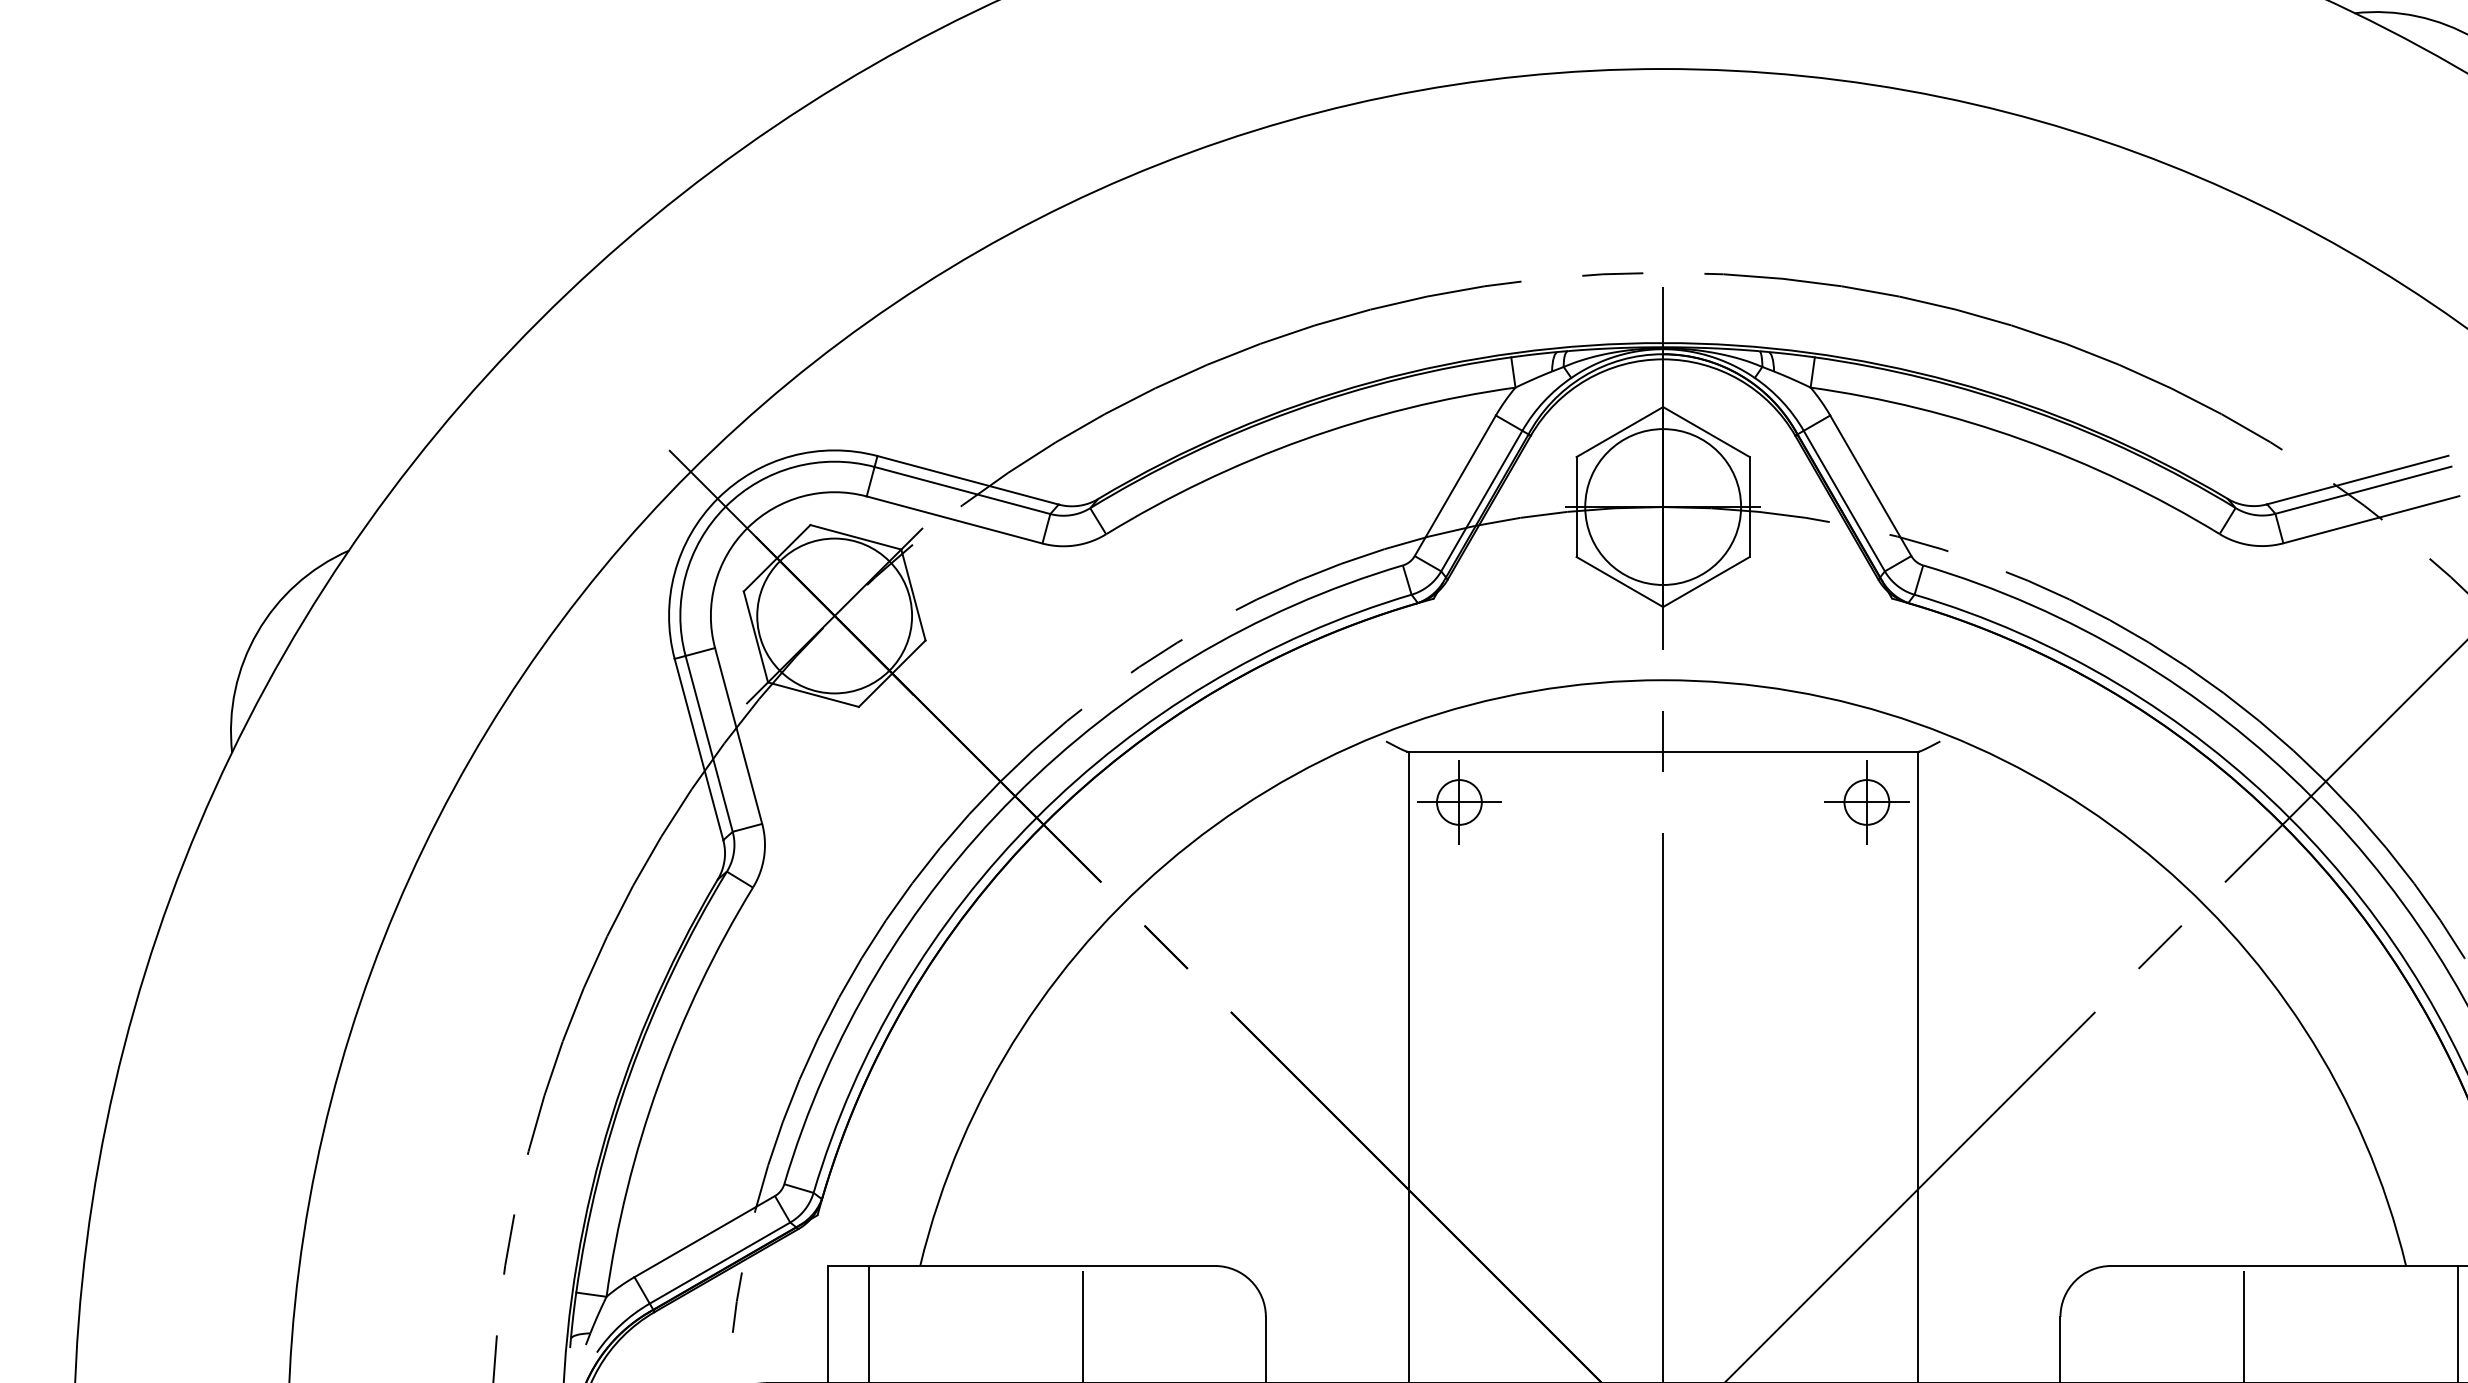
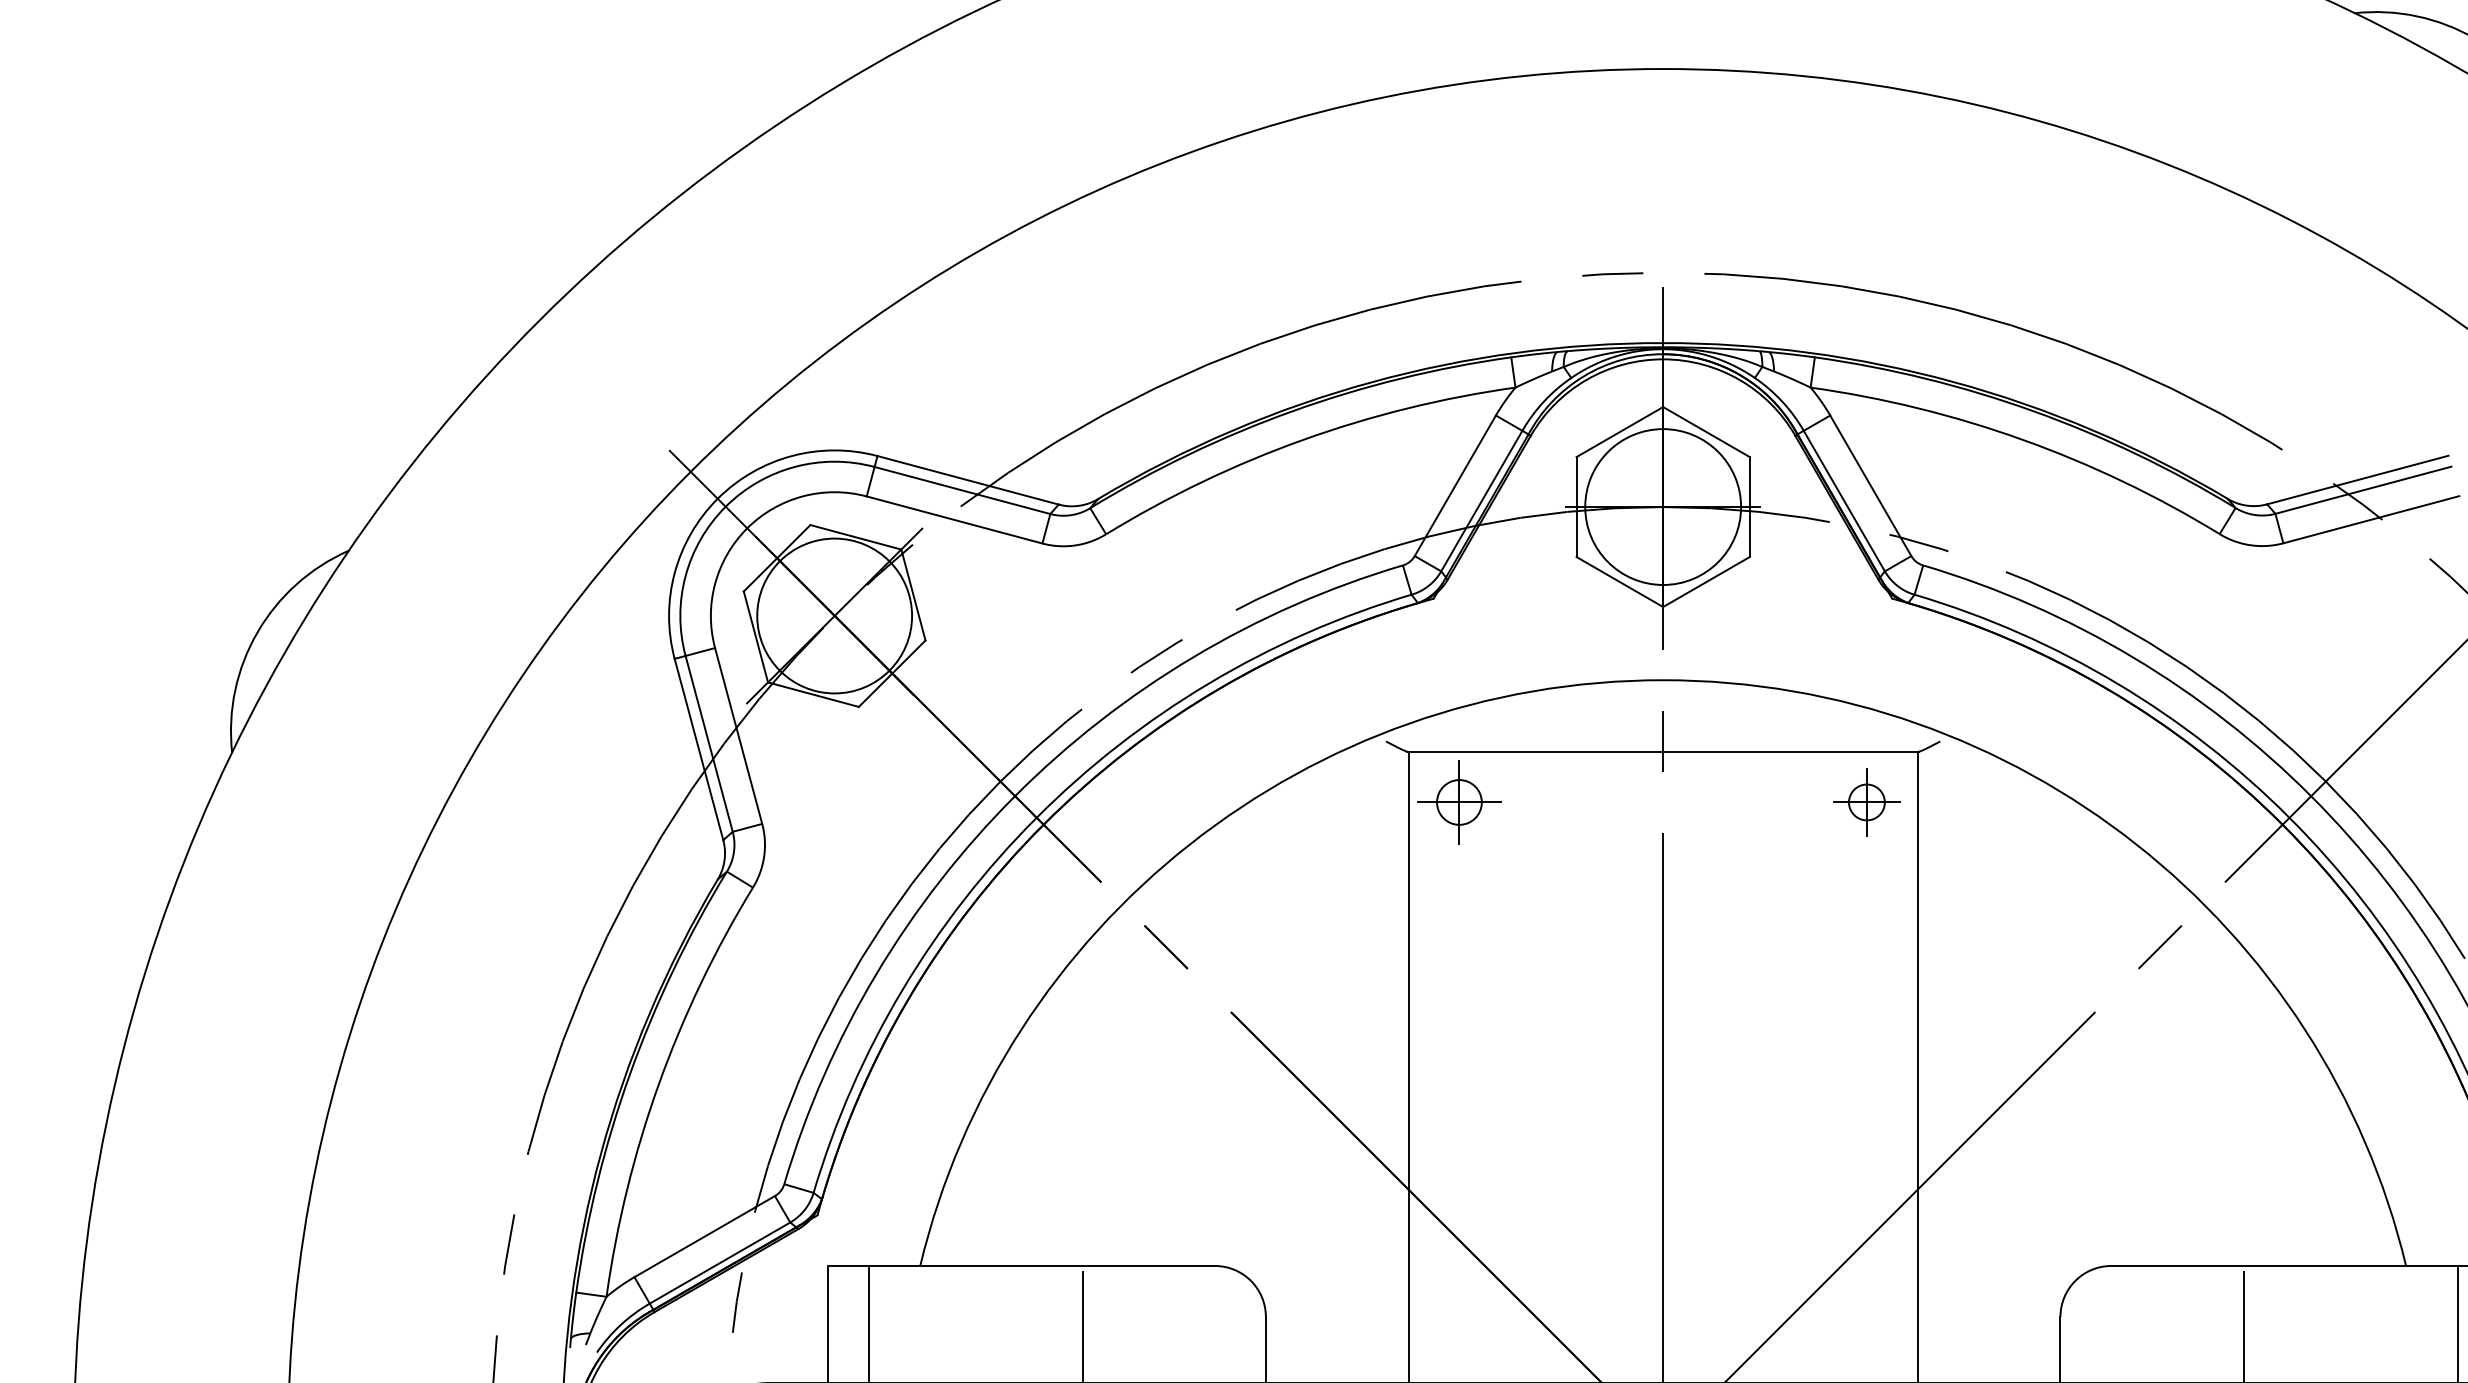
part size: 86x85 px -> 68x69 px (1866, 802)
